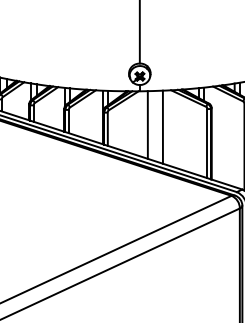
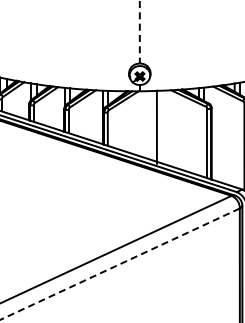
line: solid -> dashed (139, 32)
line: present -> none (147, 124)
line position: (162, 126) -> (156, 126) (156, 126)
line: solid -> dashed (120, 264)
